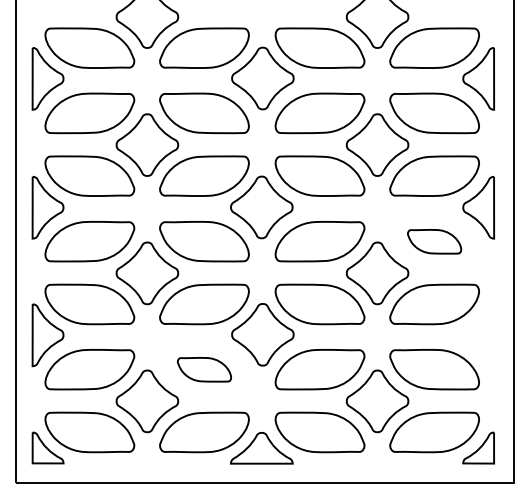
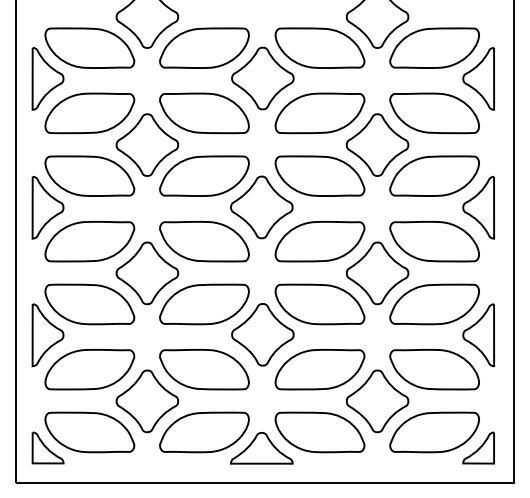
part size: 56x26 px -> 91x42 px (434, 241)
part: none -> present (478, 335)
part size: 56x26 px -> 91x42 px (204, 369)
